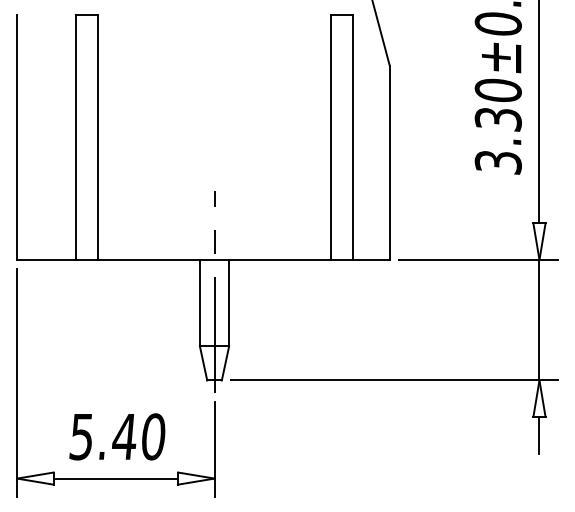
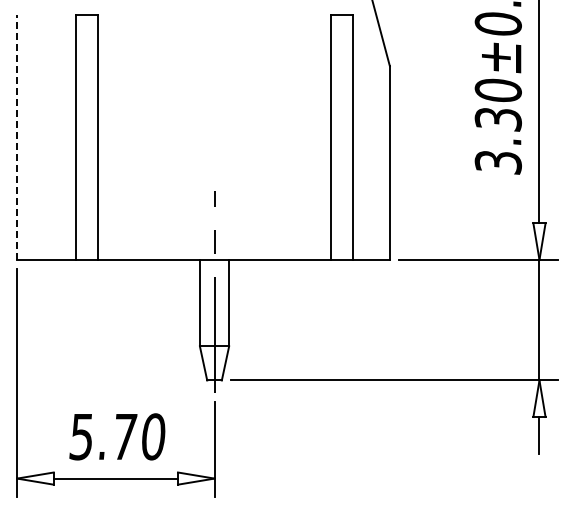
line: solid -> dashed (17, 137)
text: 5.40 -> 5.70 (124, 436)
